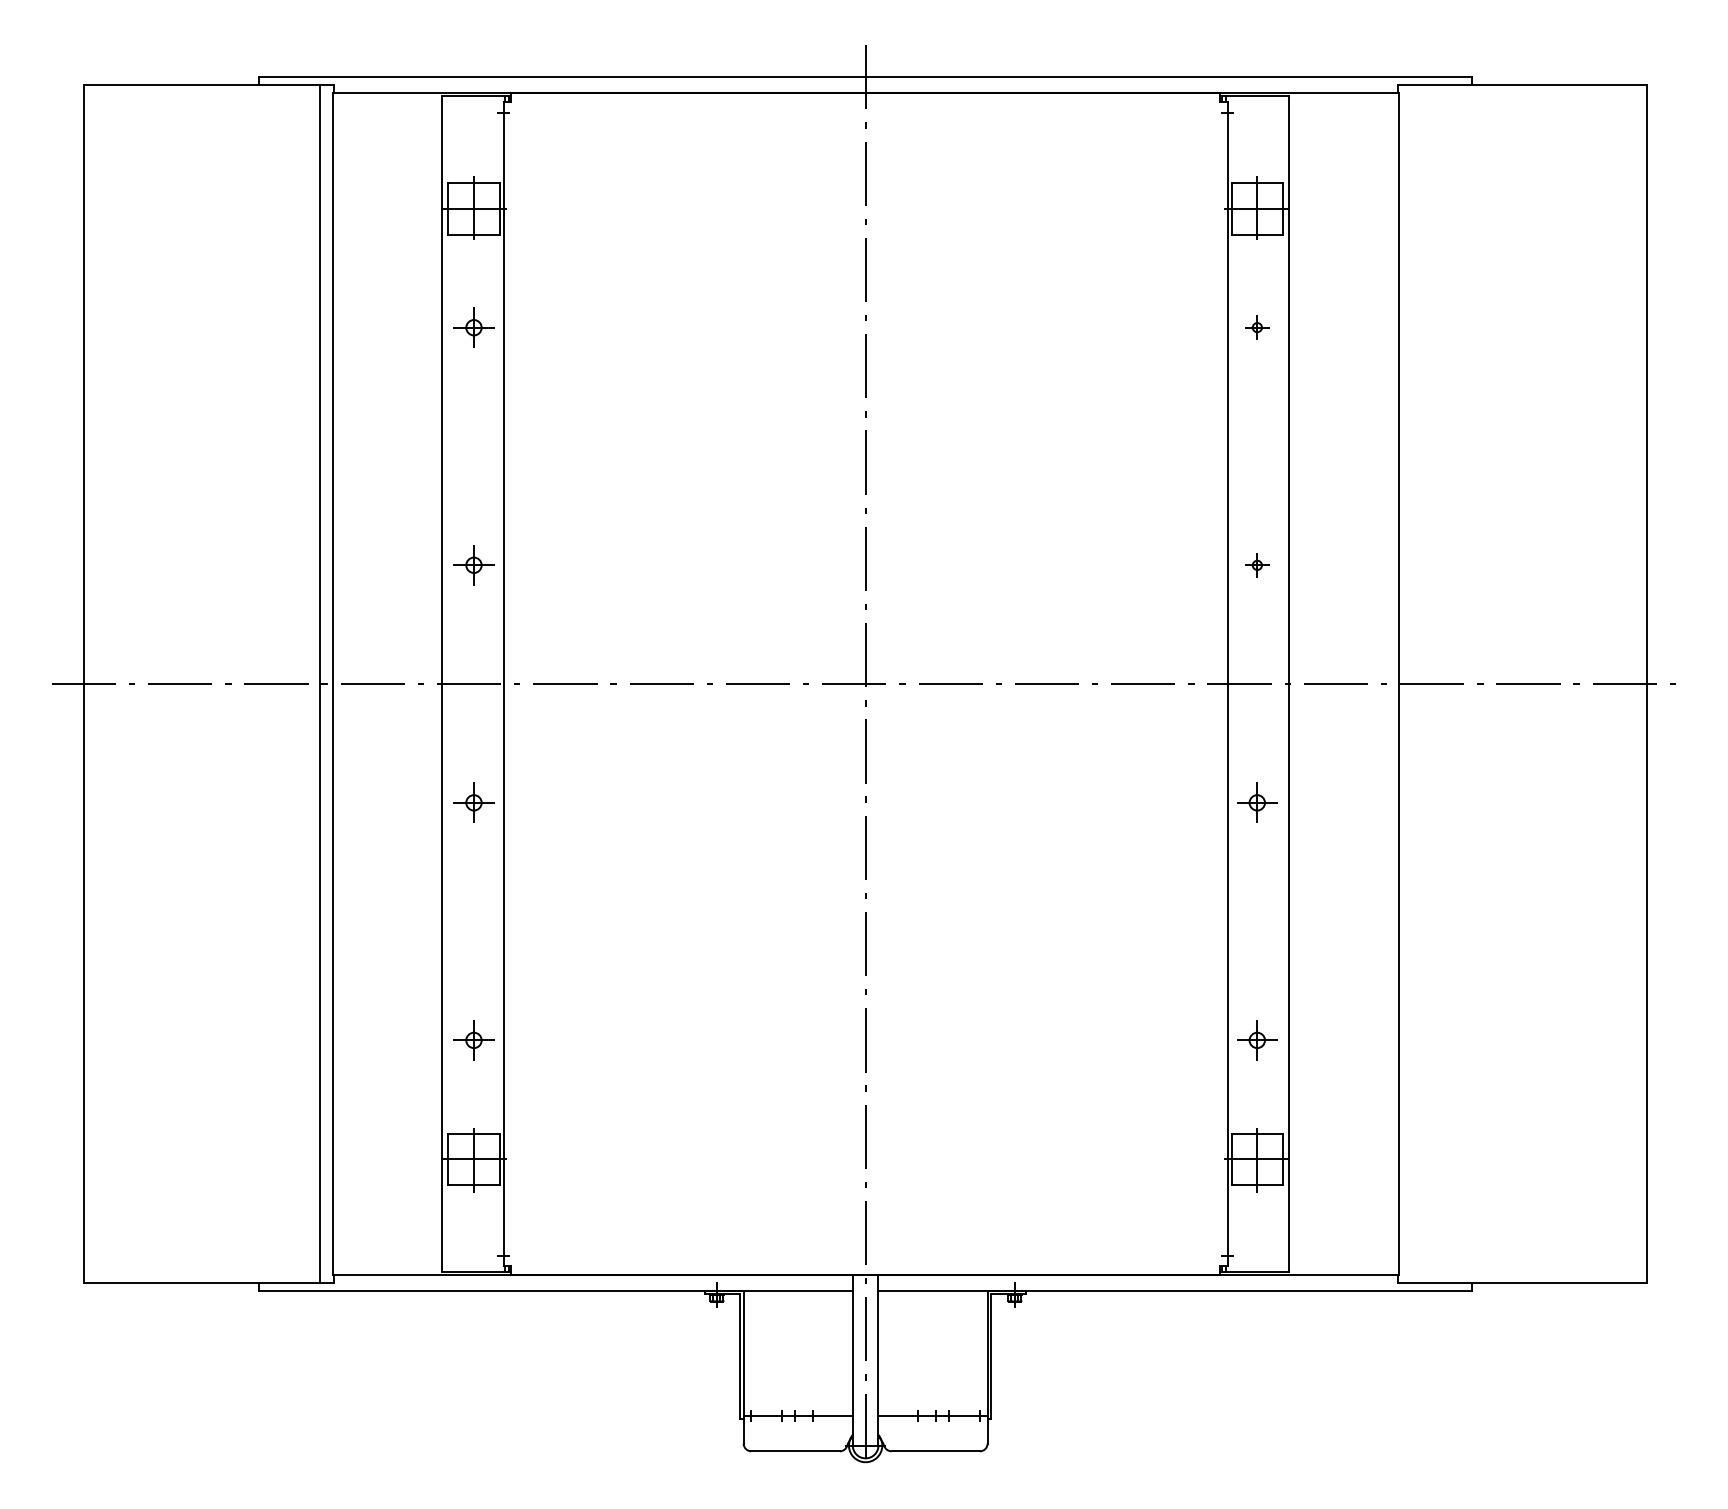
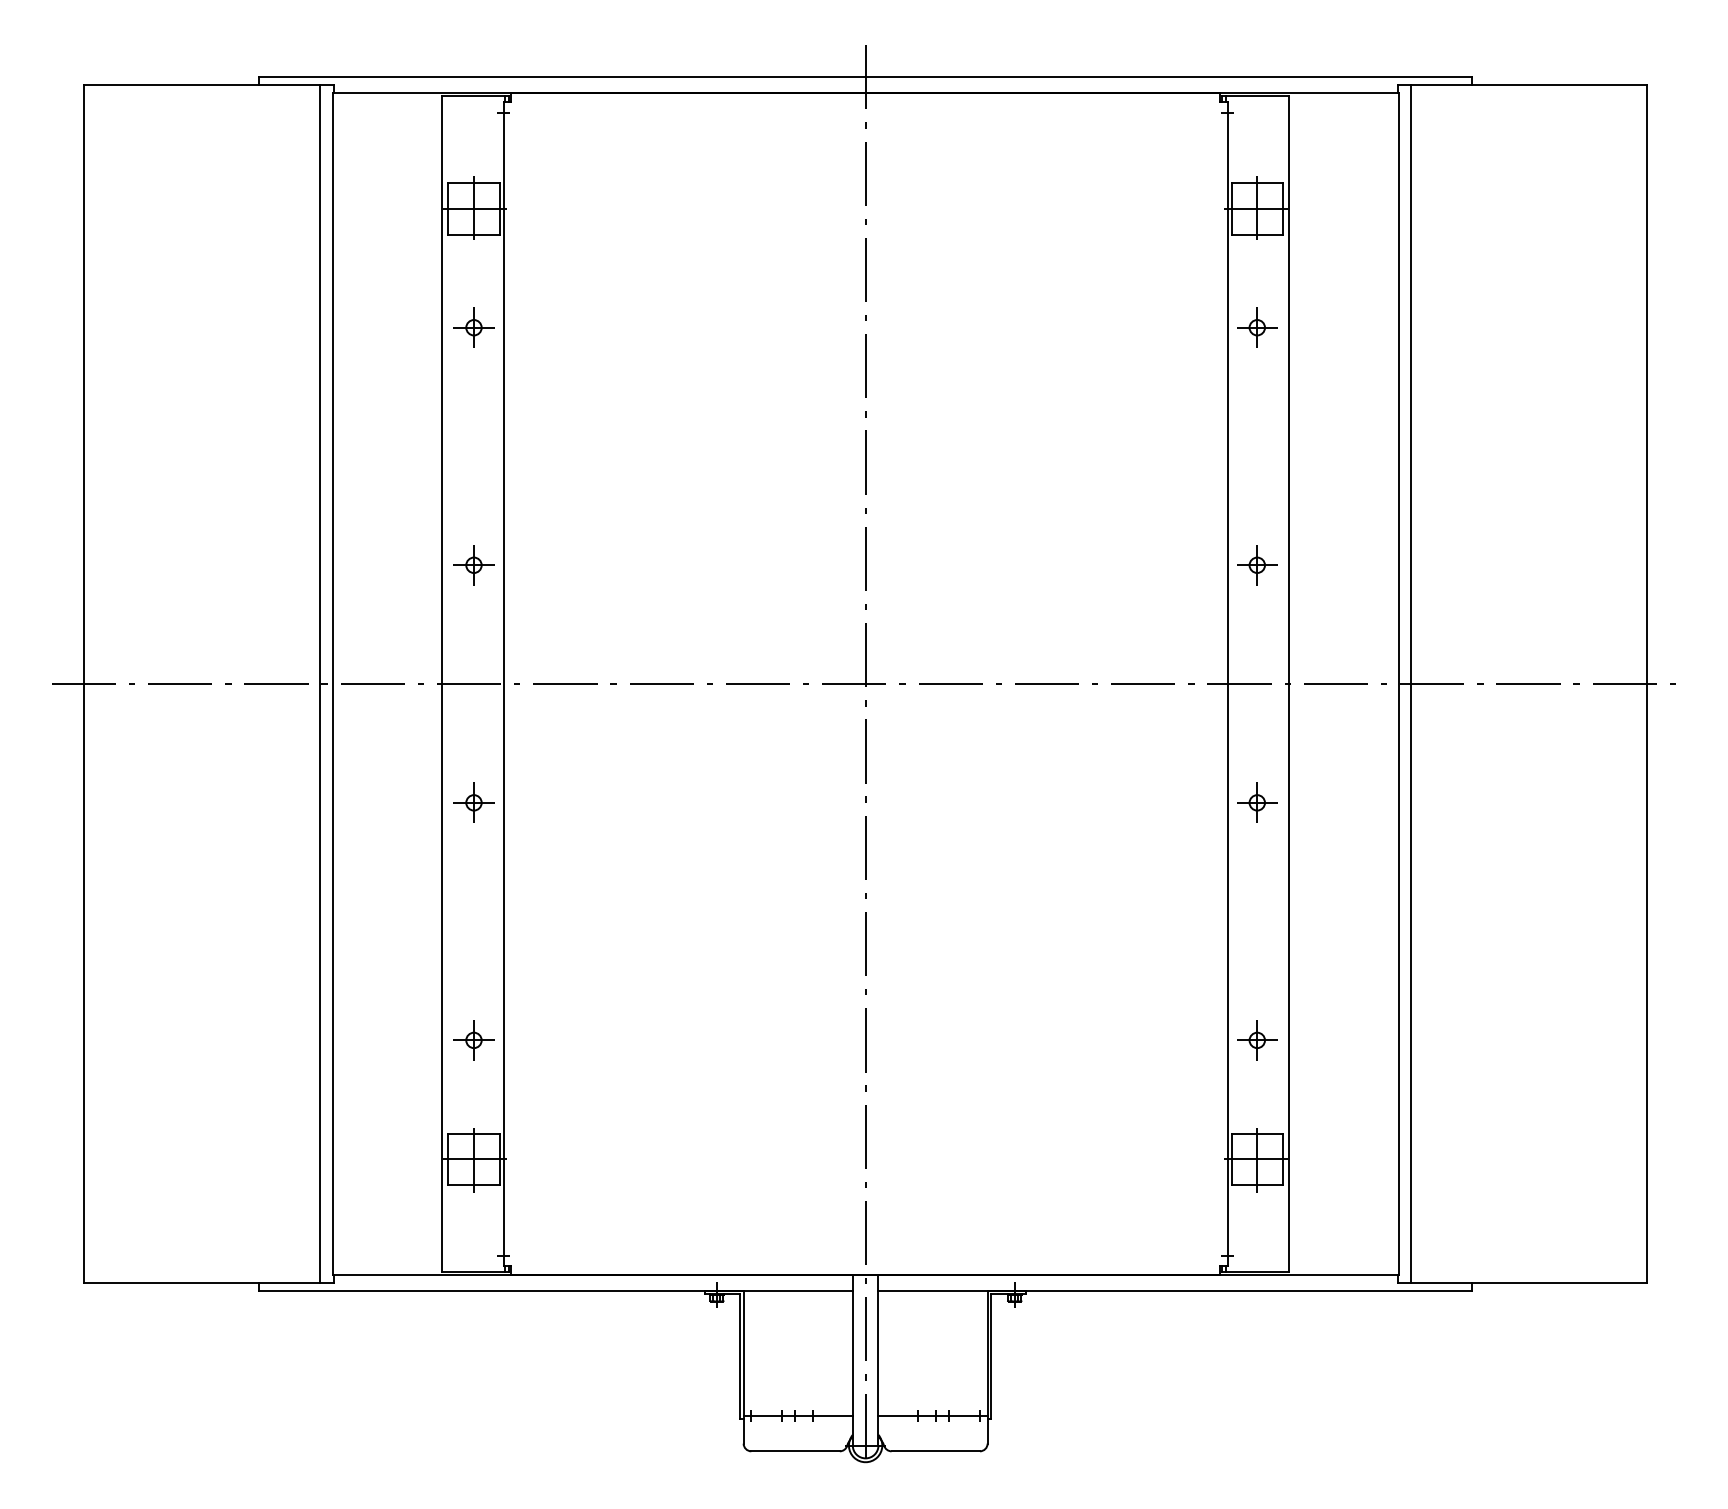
part size: 25x25 px -> 41x41 px (1257, 327)
part size: 25x25 px -> 41x41 px (1257, 565)
line: none -> present (1411, 684)
